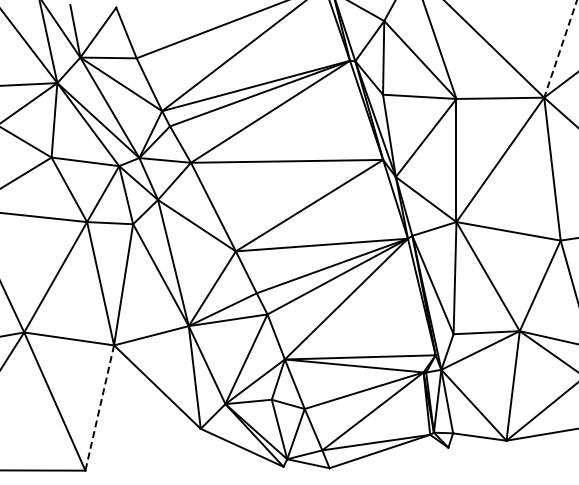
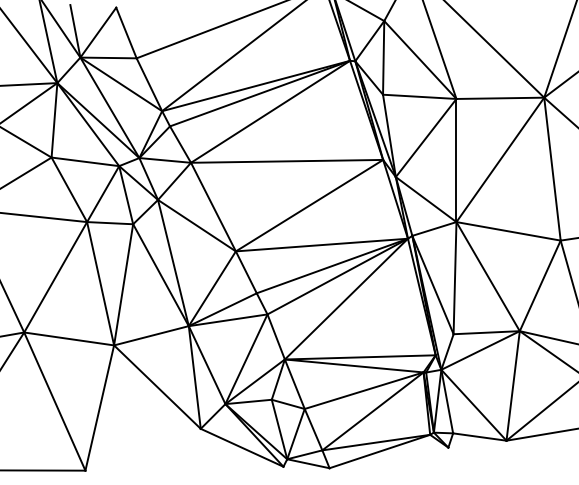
line: dashed -> solid (560, 49)
line: dashed -> solid (99, 408)
